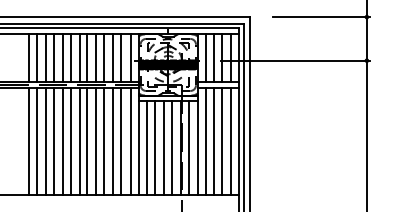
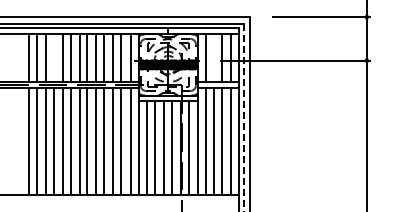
line: present -> none (53, 57)
line: present -> none (214, 57)
line: solid -> dashed (243, 117)
